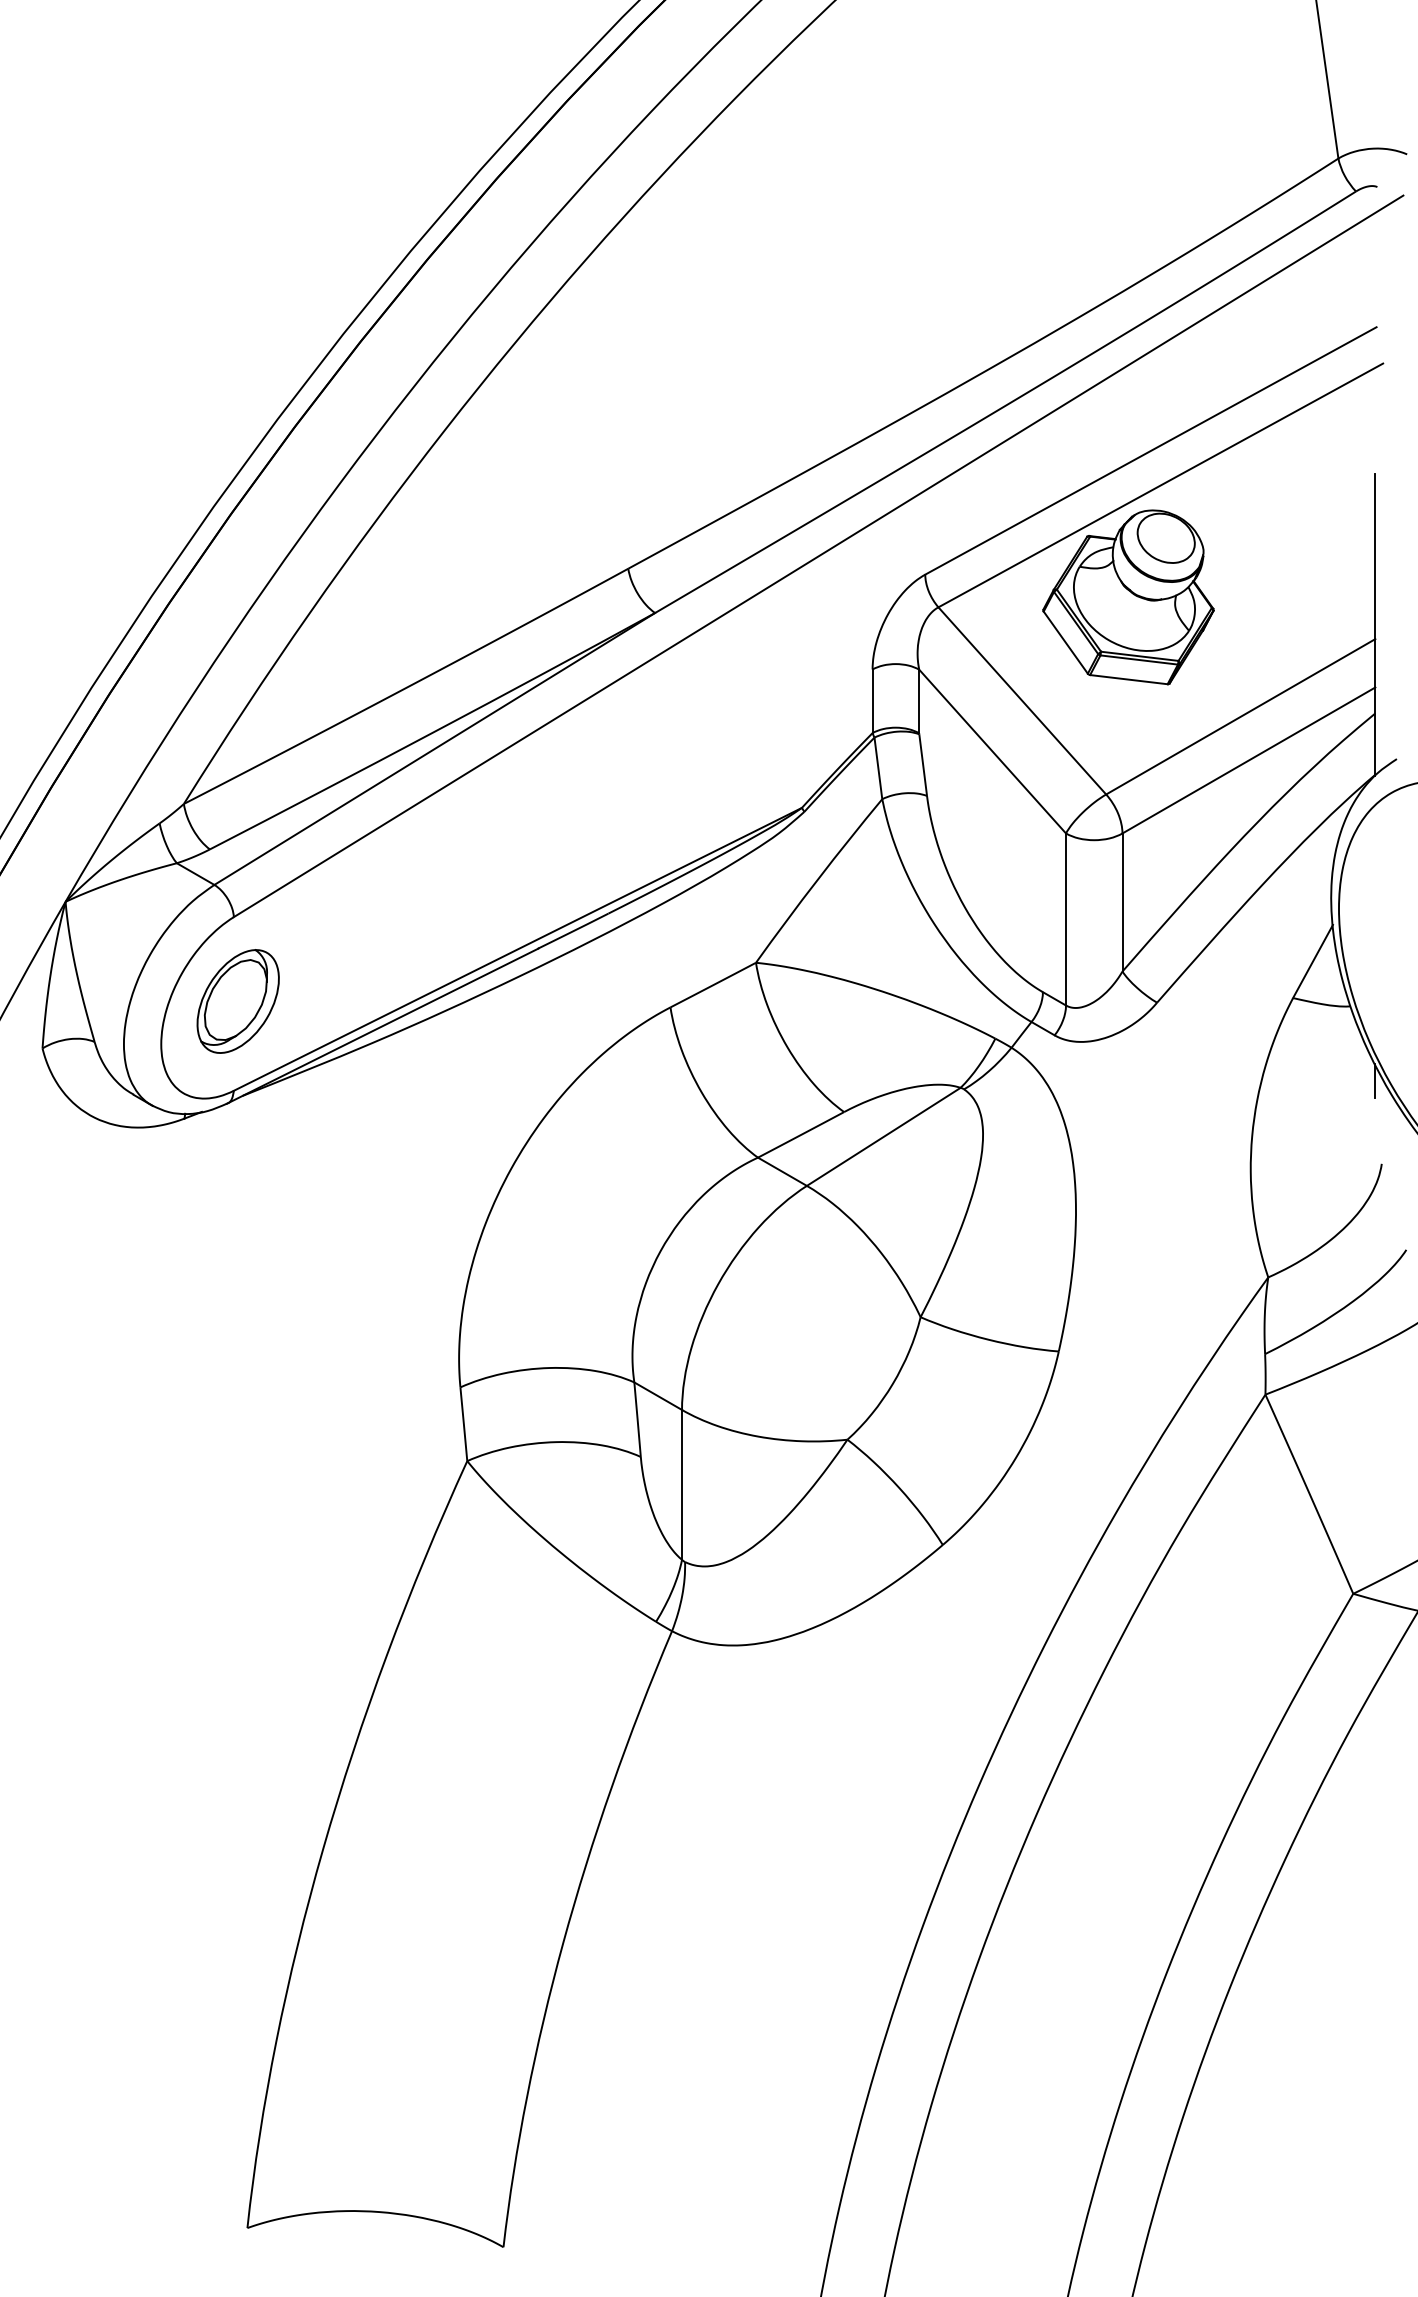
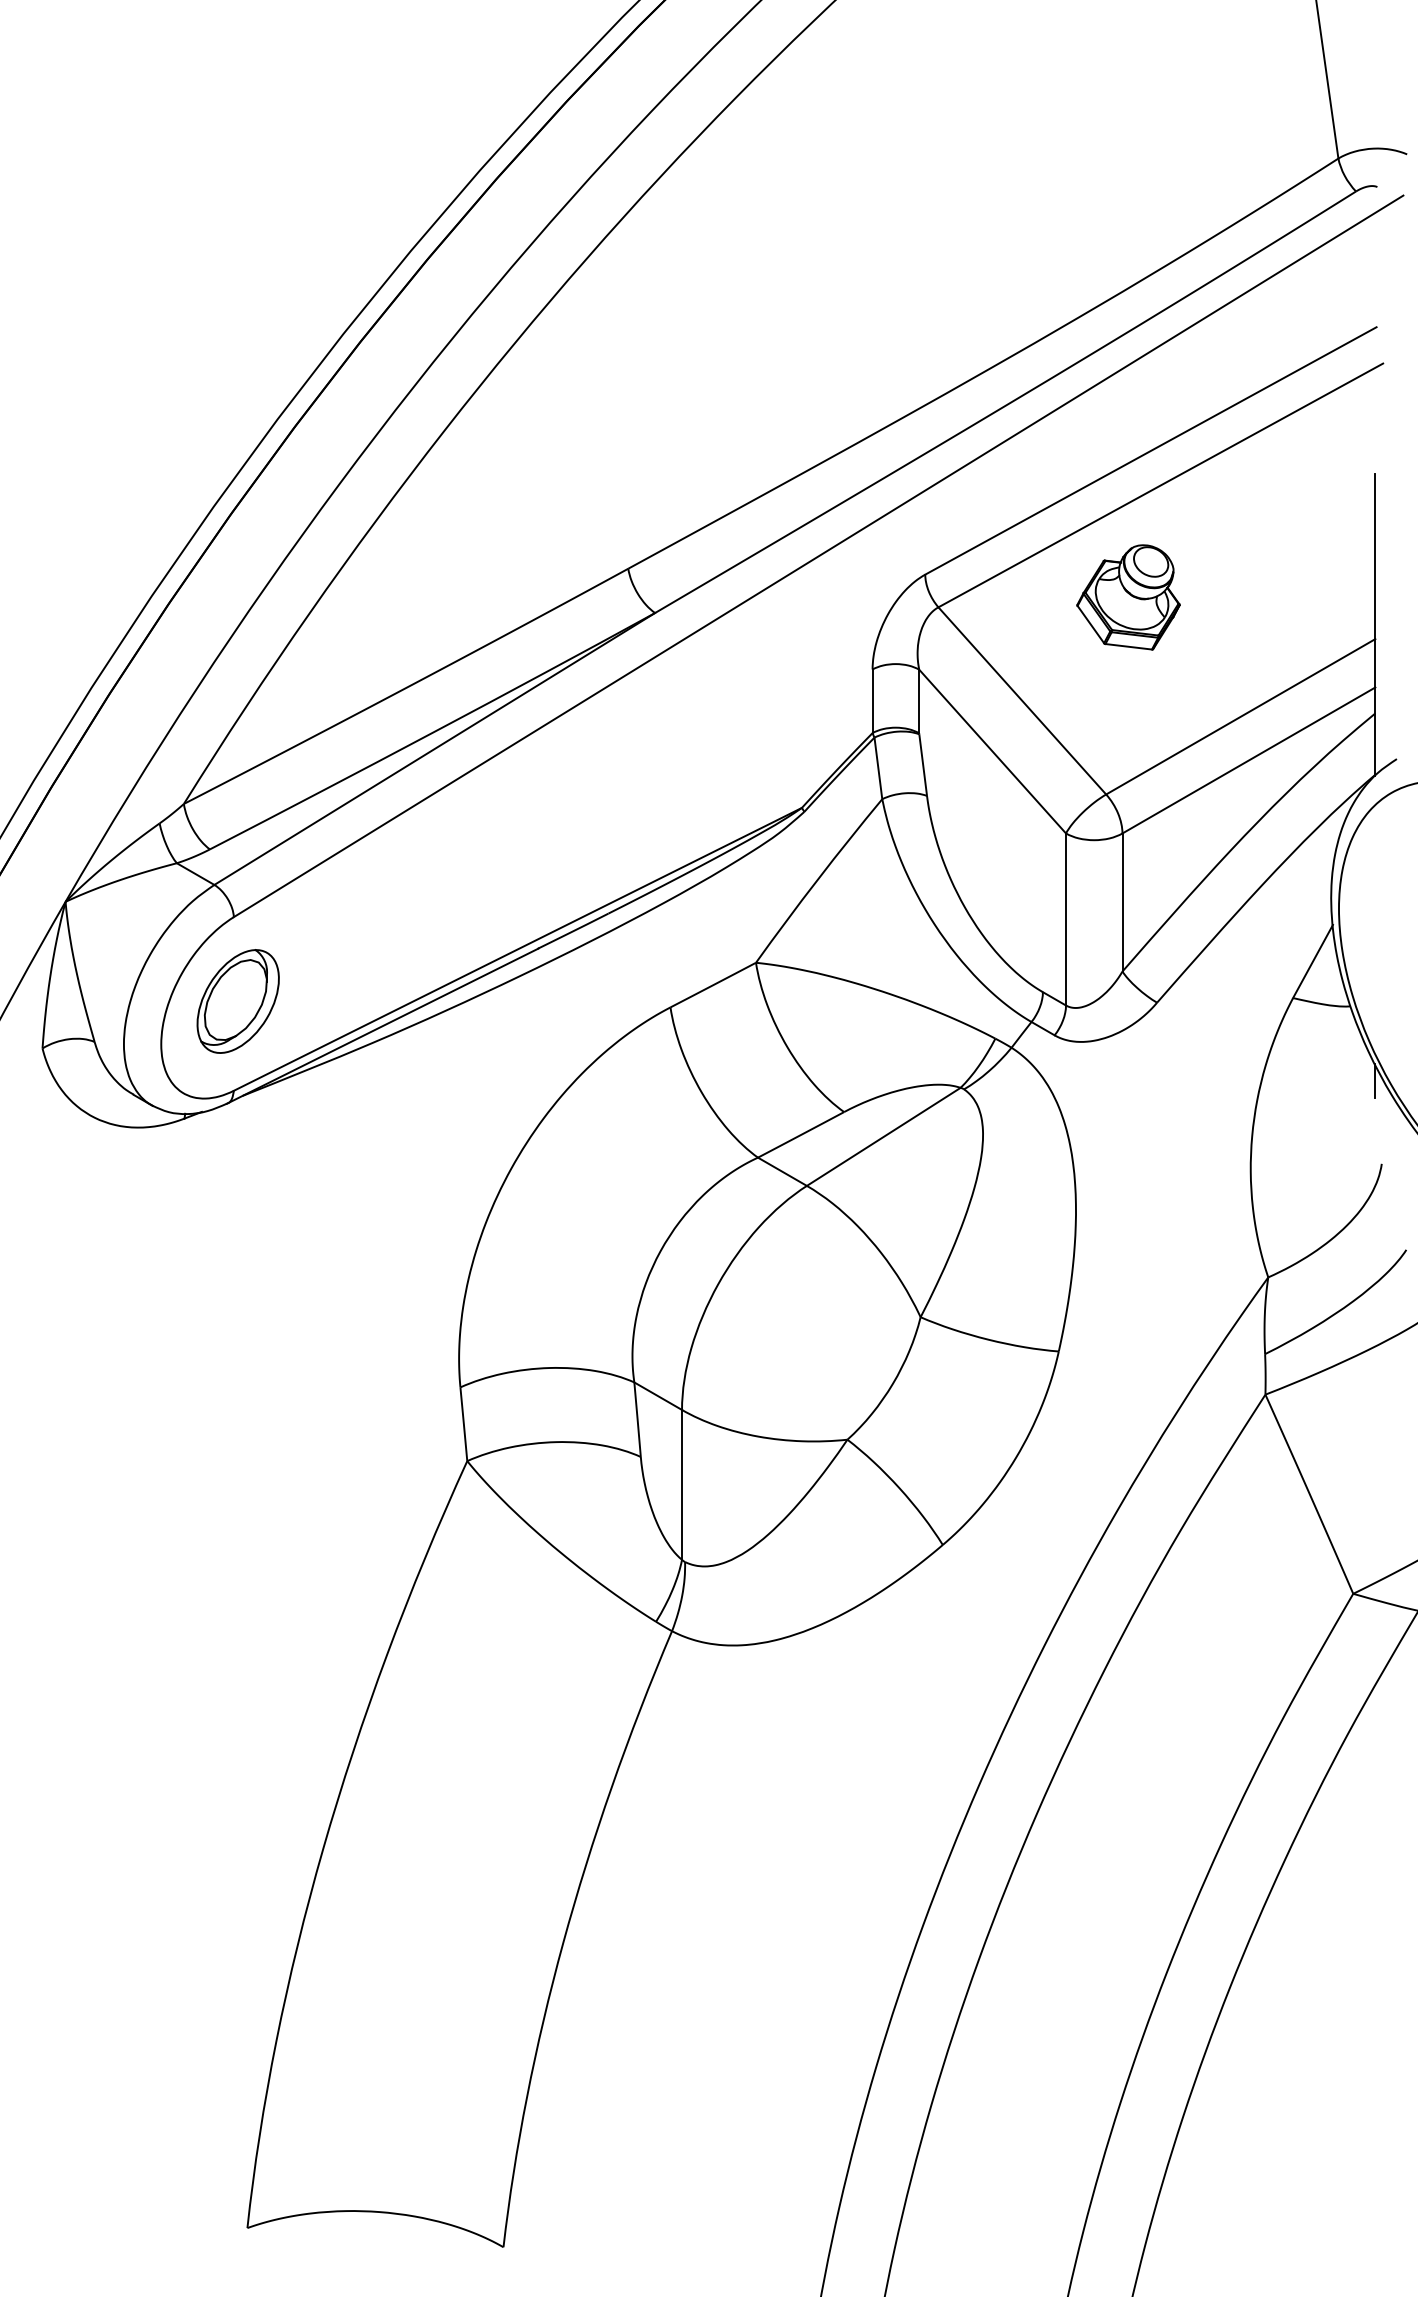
part size: 173x177 px -> 105x107 px (1128, 597)
